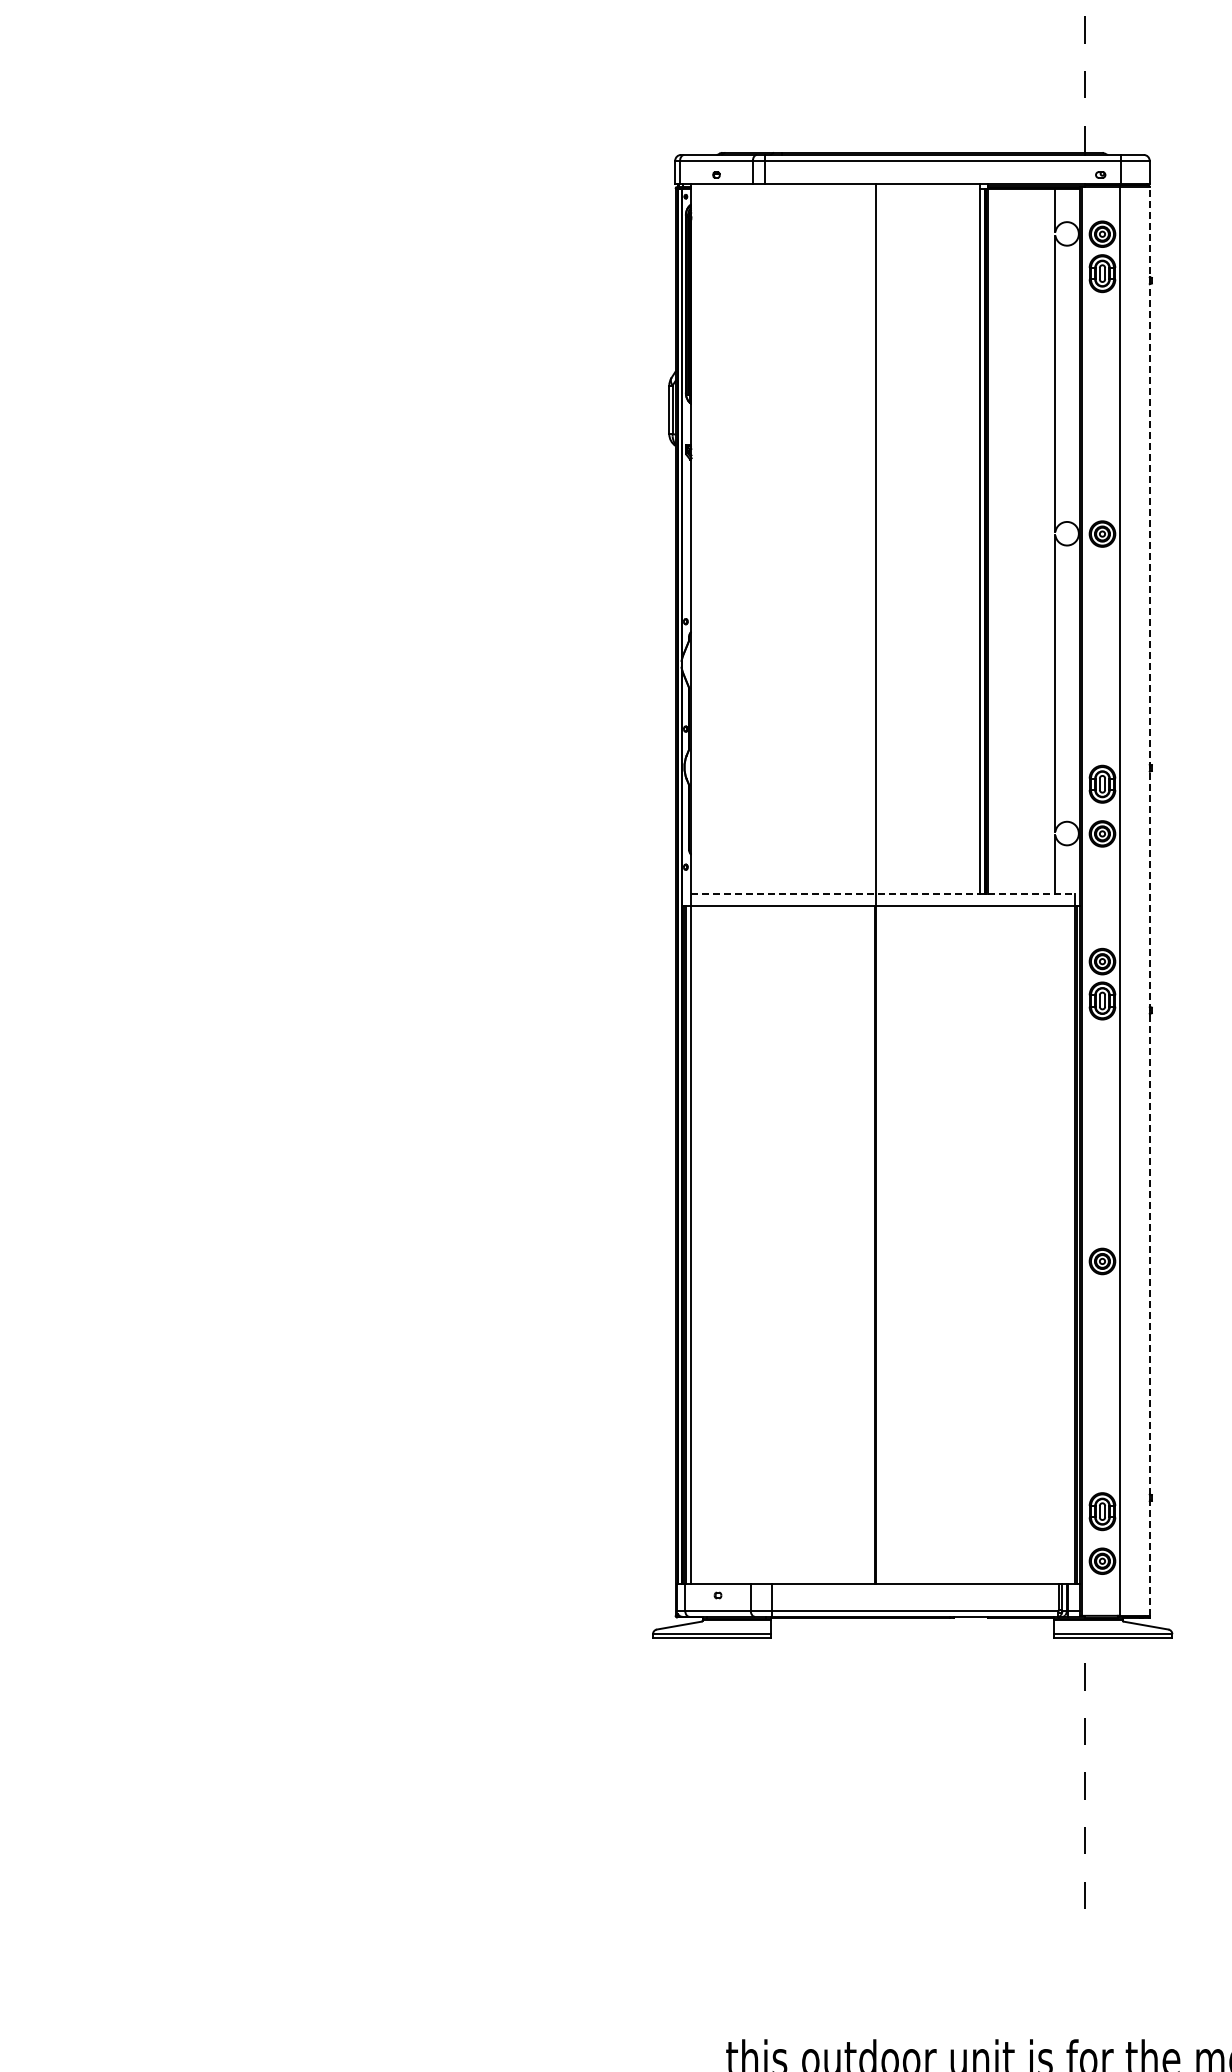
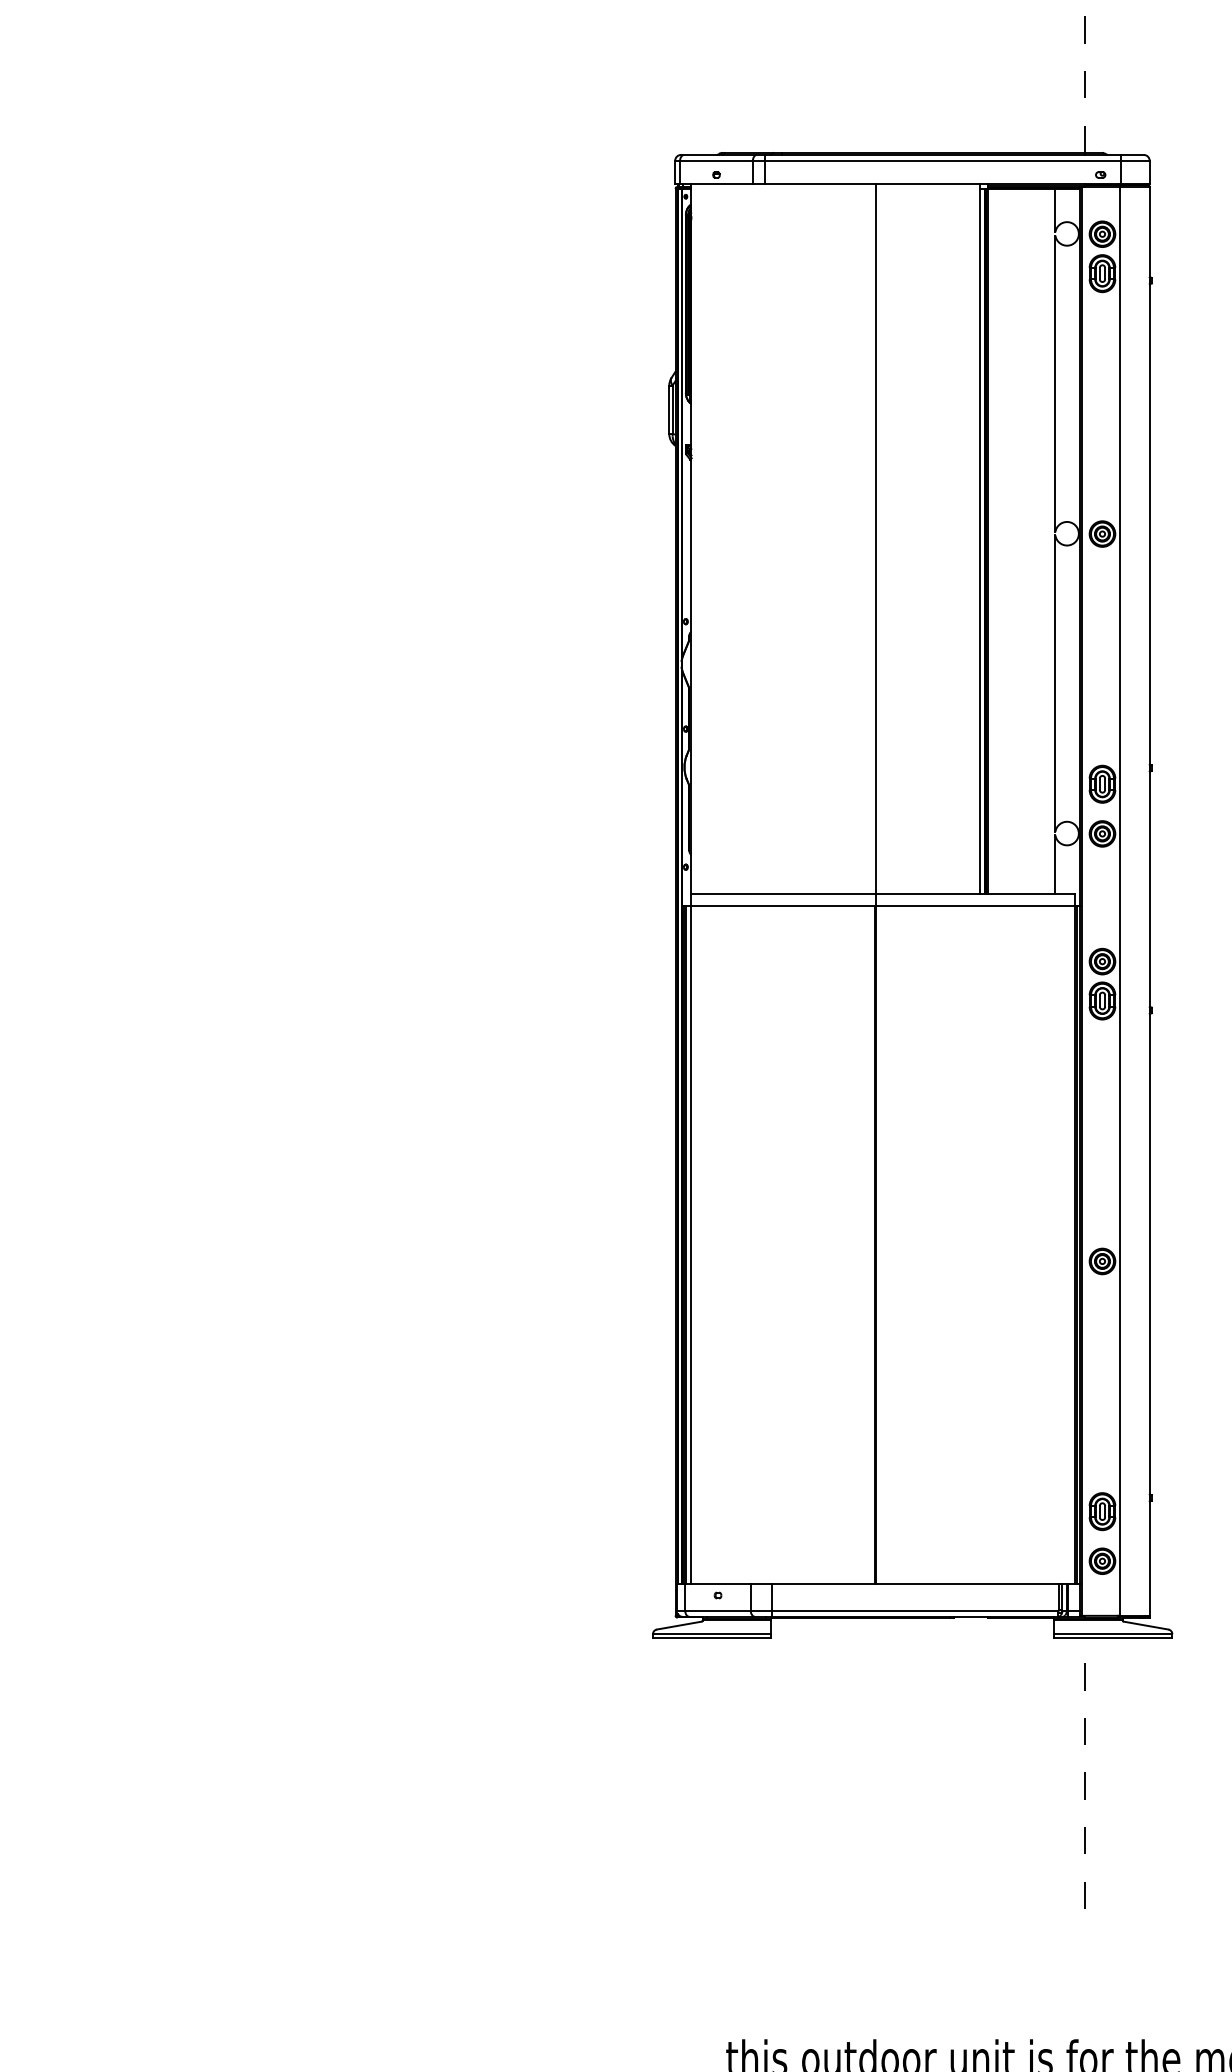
line: dashed -> solid (883, 894)
line: dashed -> solid (1149, 900)
